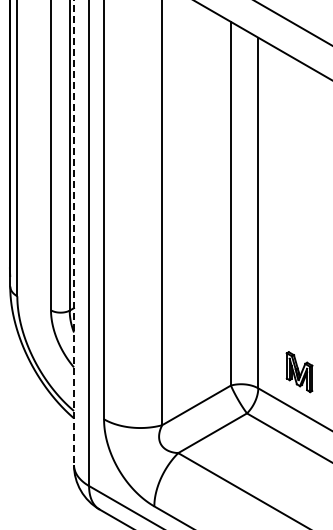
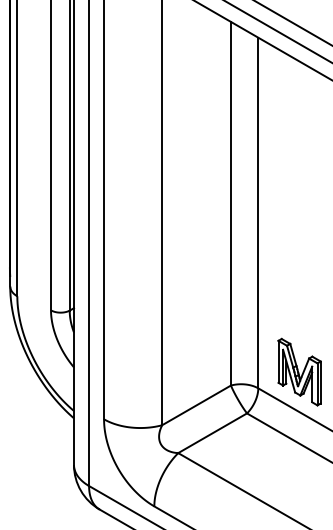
line: none -> present (278, 31)
line: dashed -> solid (74, 233)
part size: 29x43 px -> 45x70 px (299, 371)
